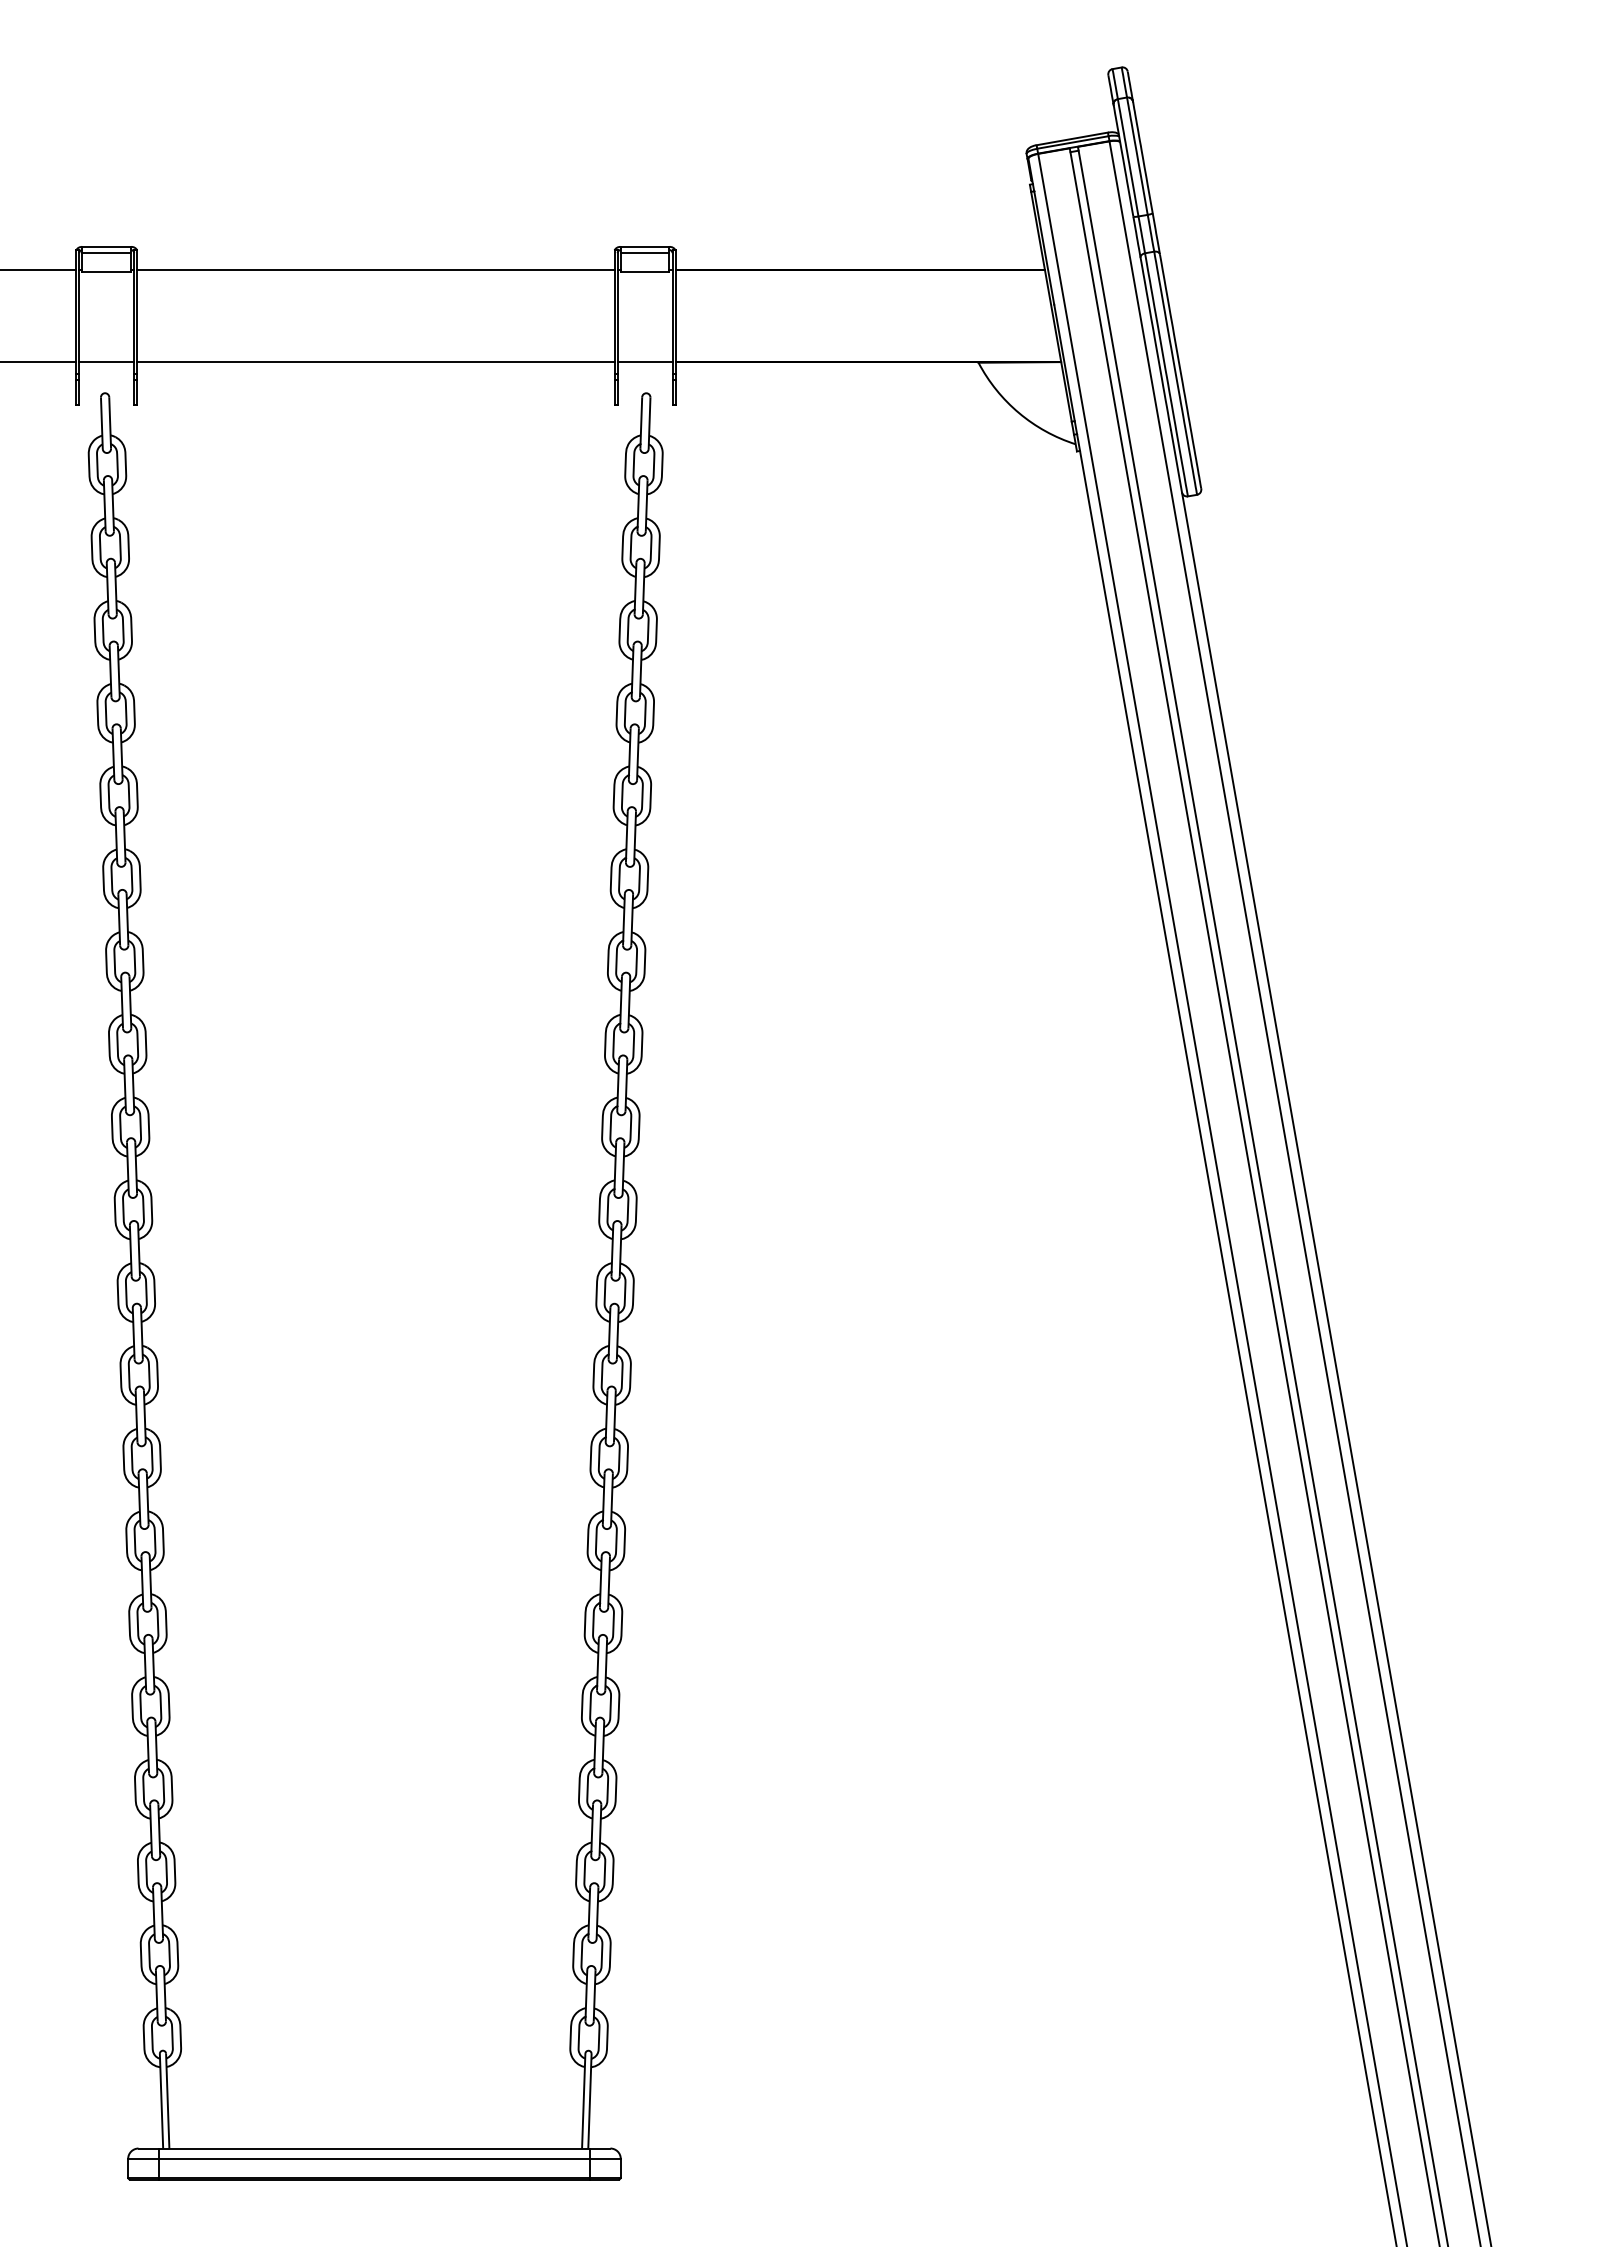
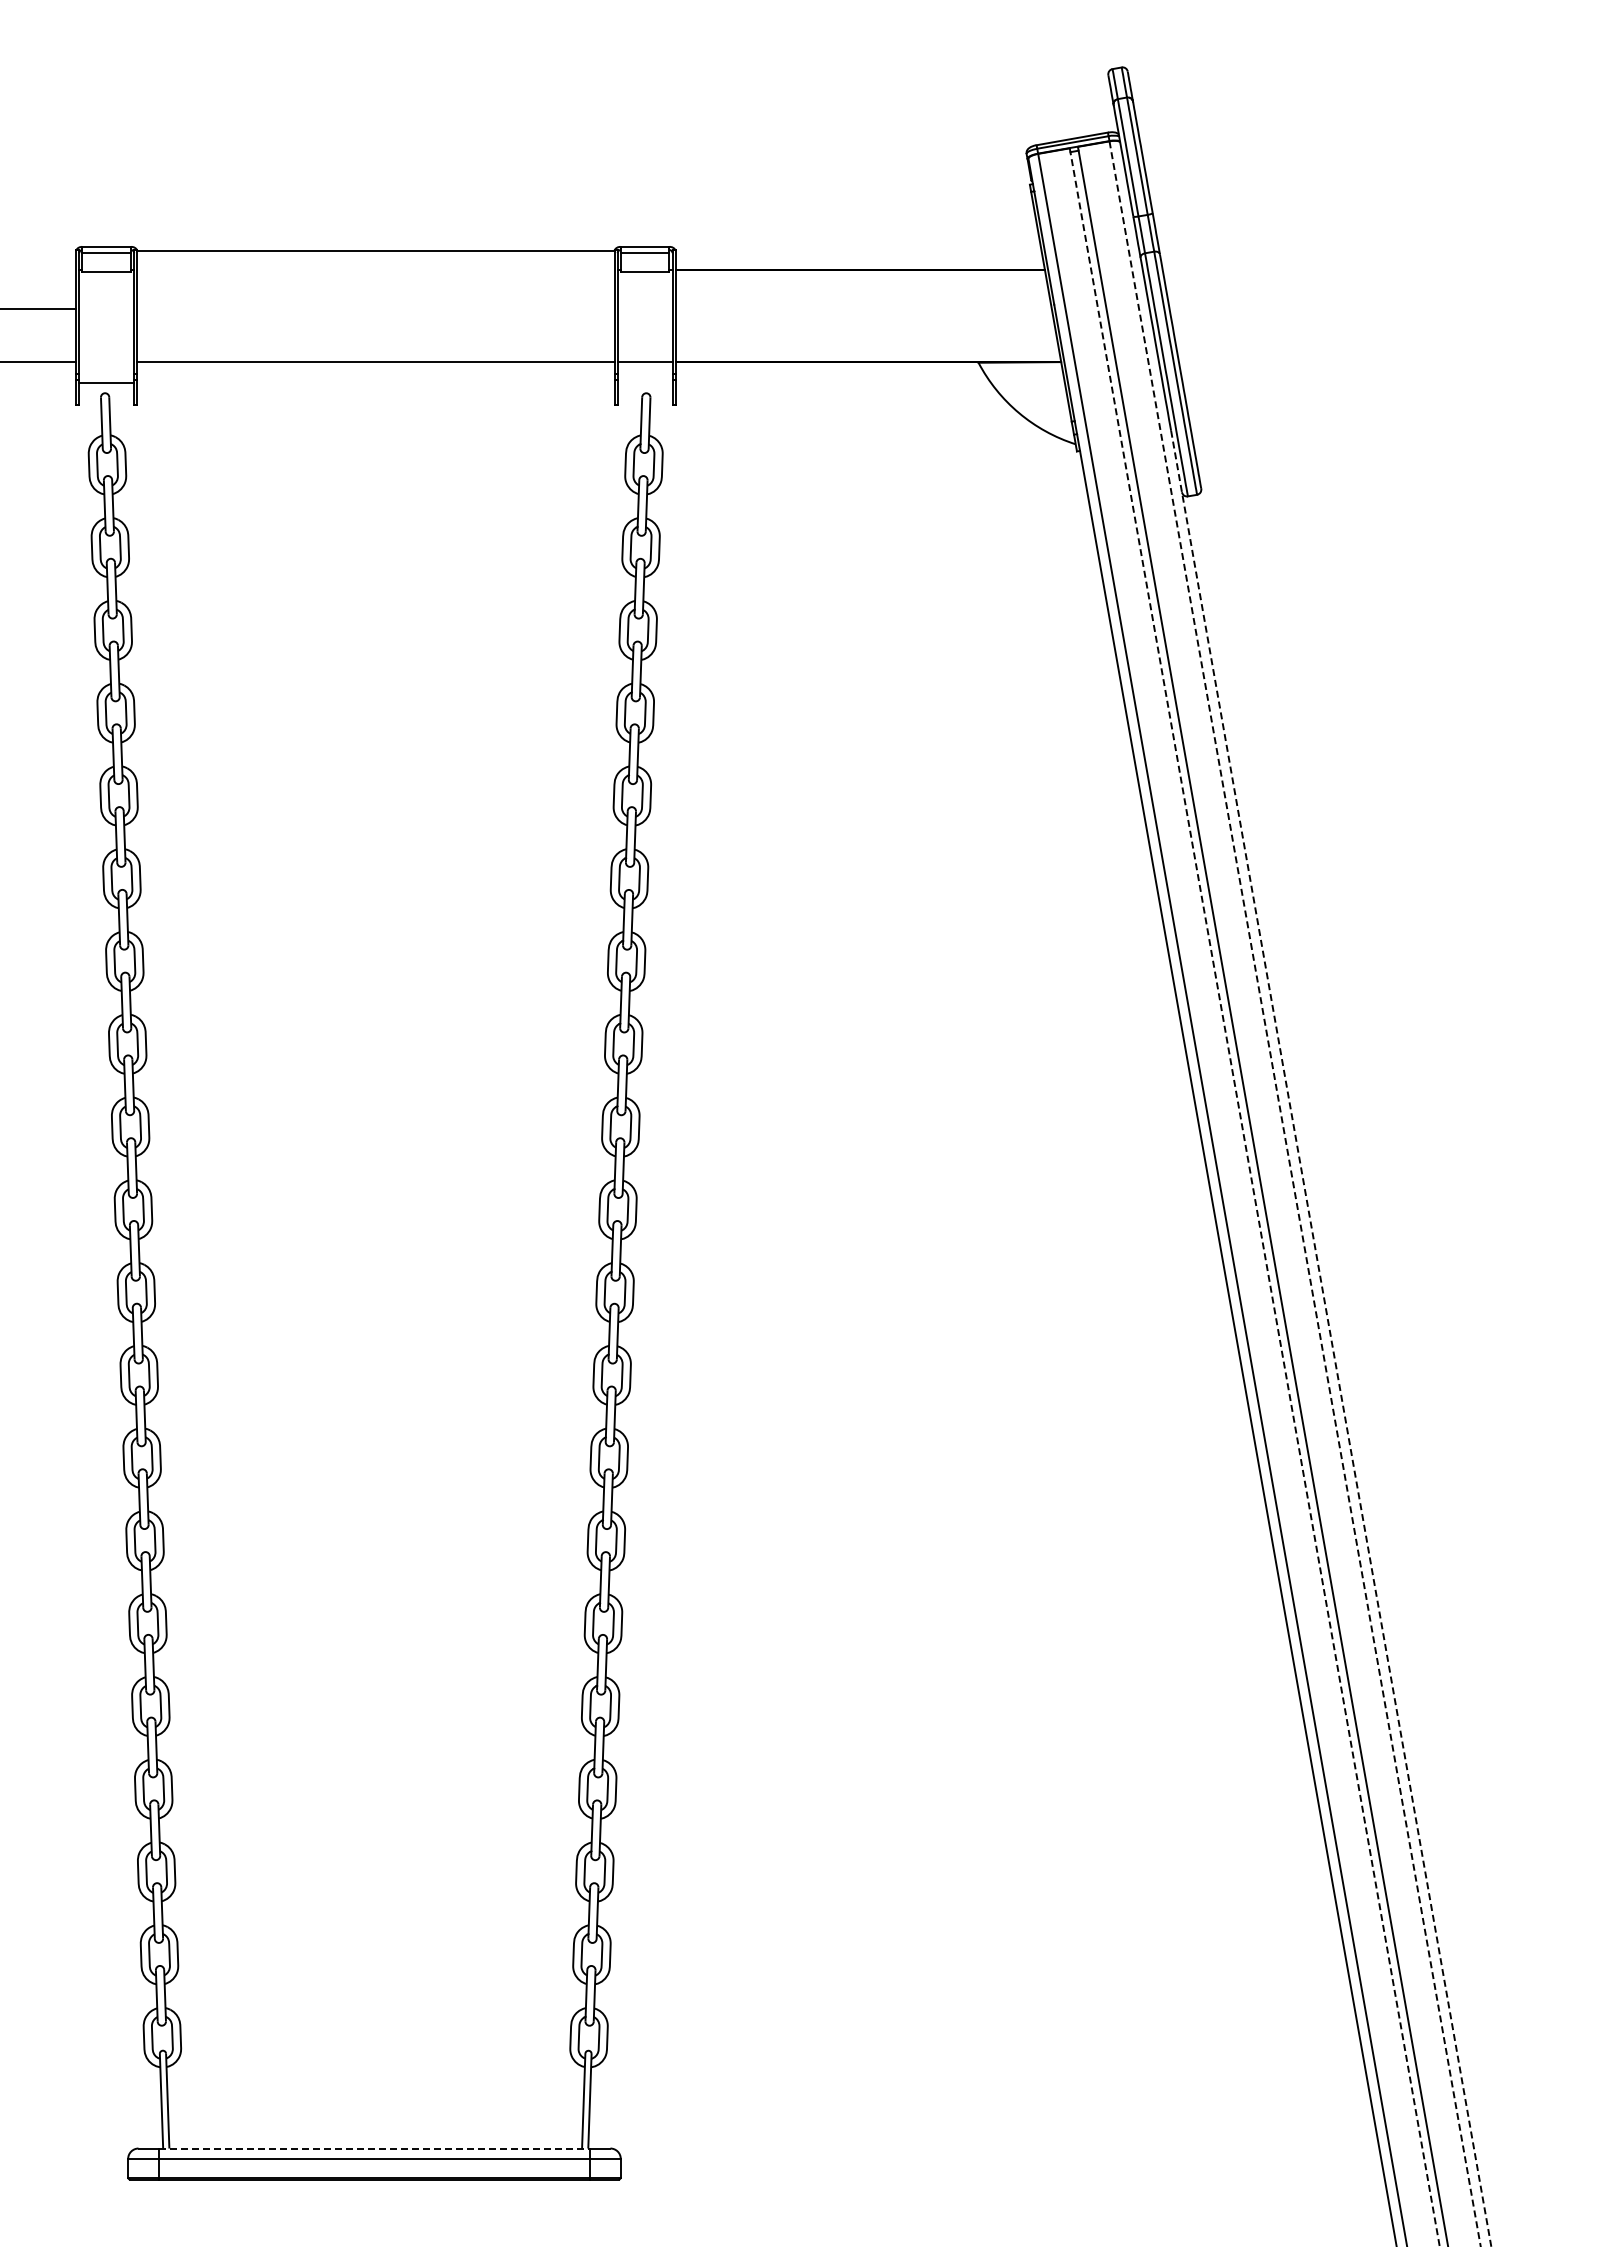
line position: (39, 269) -> (39, 308) (39, 308)
line position: (375, 269) -> (375, 250) (375, 250)
line position: (106, 362) -> (106, 383) (106, 383)
line: solid -> dashed (1295, 1194)
line: solid -> dashed (1254, 1198)
line: solid -> dashed (1331, 1338)
line: solid -> dashed (374, 2148)
